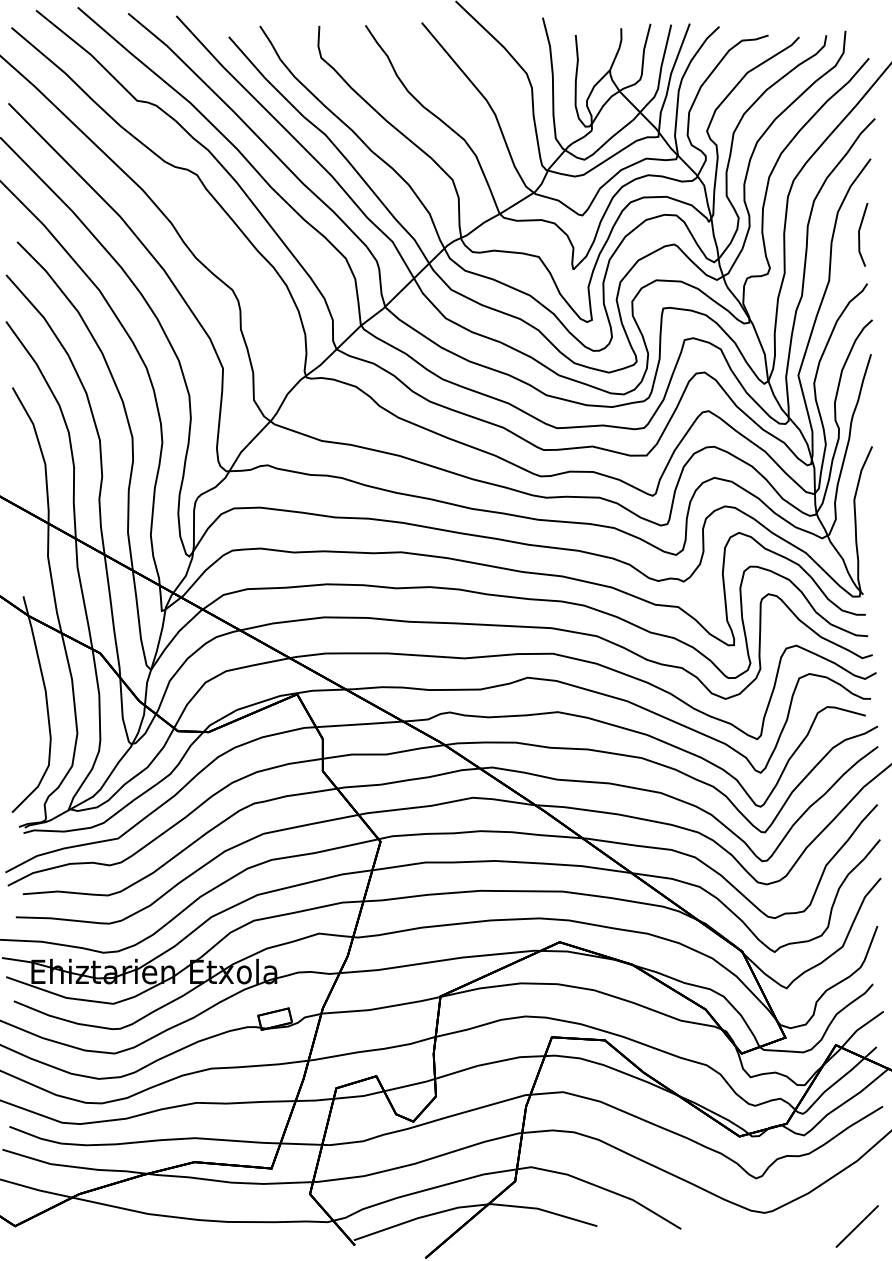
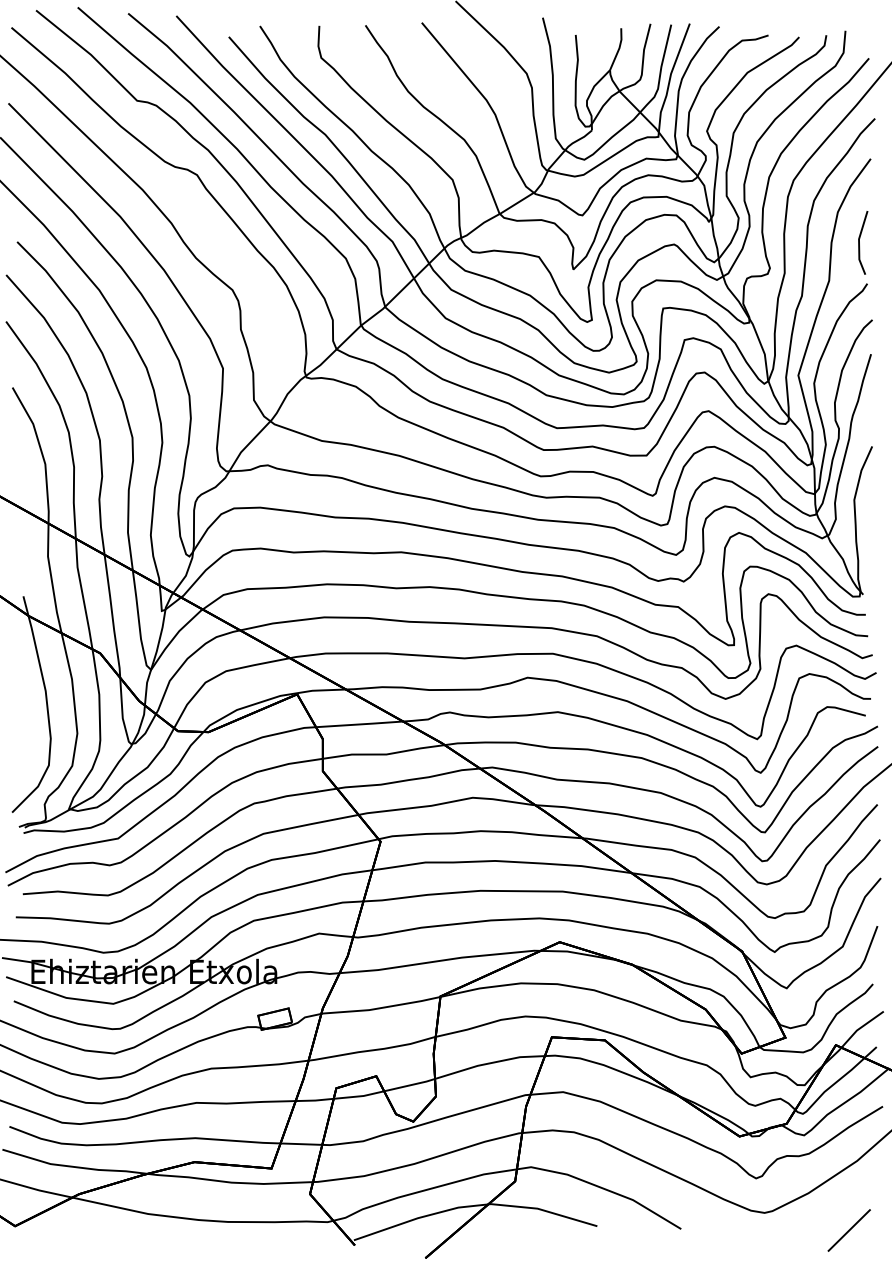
line position: (859, 234) -> (859, 242) (859, 242)
line position: (856, 1226) -> (848, 1230) (848, 1230)
